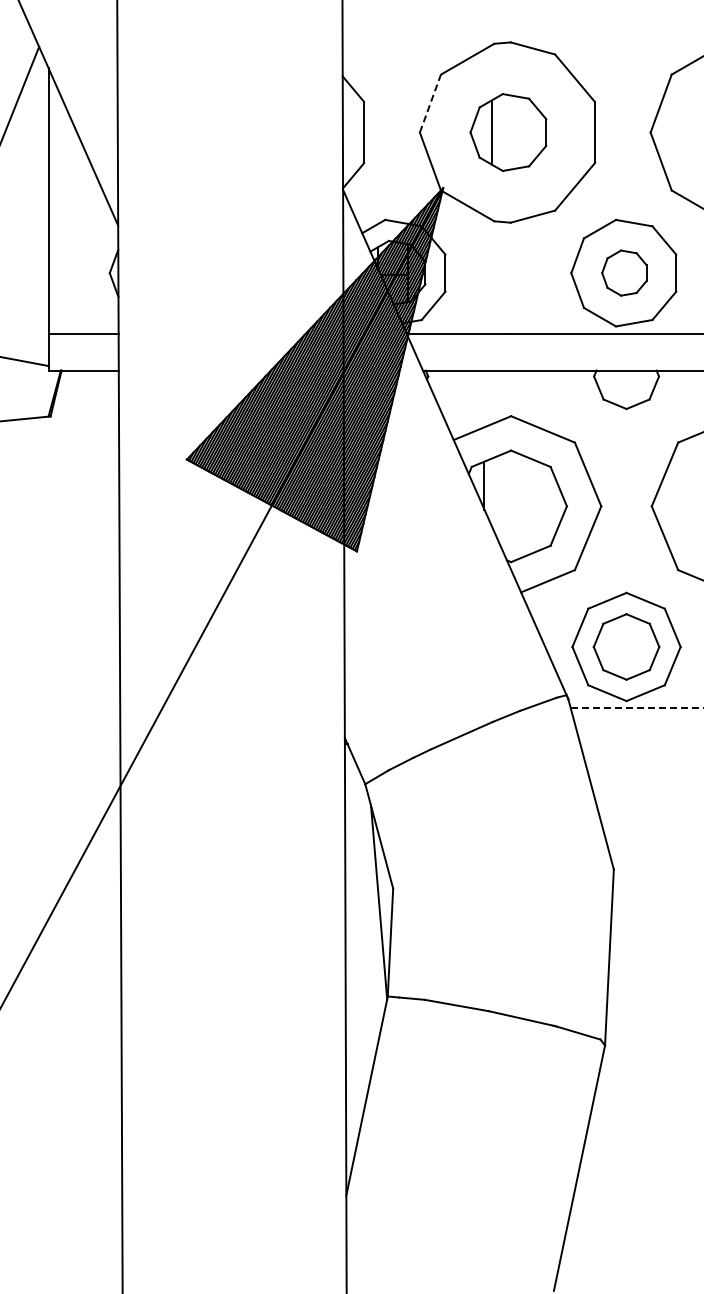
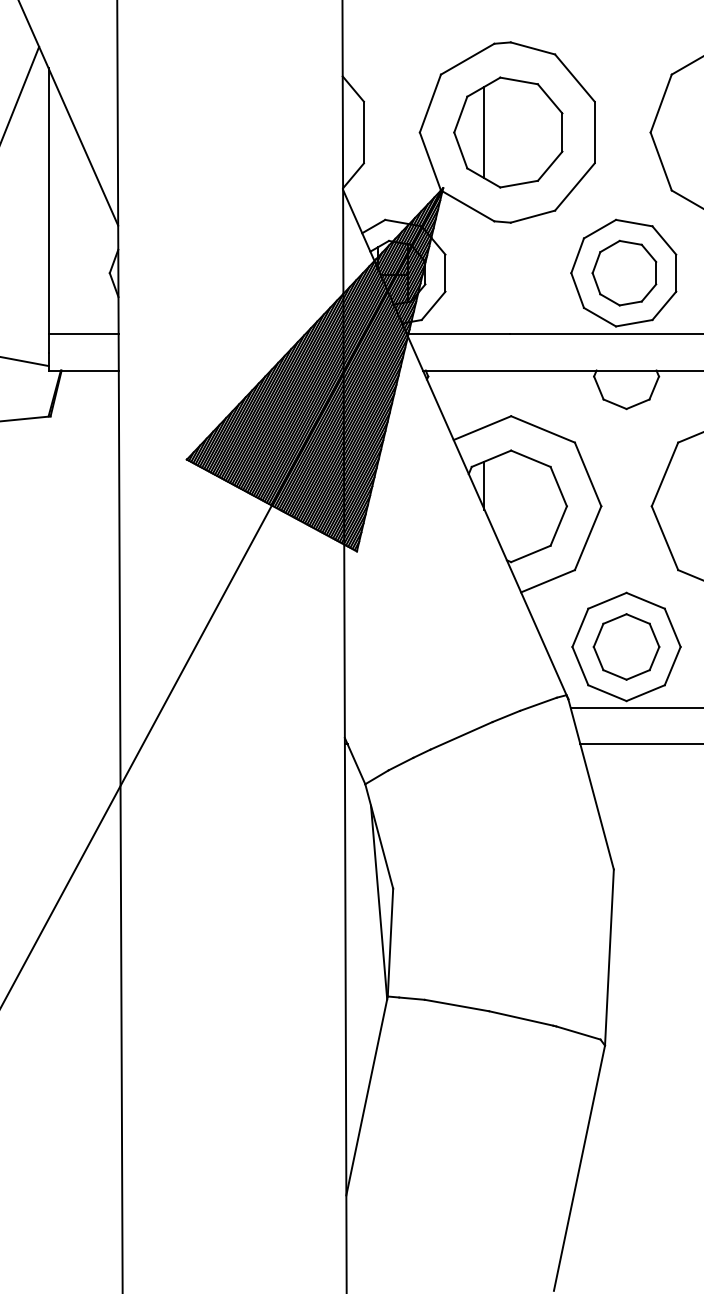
line: dashed -> solid (430, 103)
part size: 79x79 px -> 111x113 px (508, 132)
part size: 47x48 px -> 67x68 px (624, 272)
line: dashed -> solid (637, 708)
line: none -> present (640, 744)
